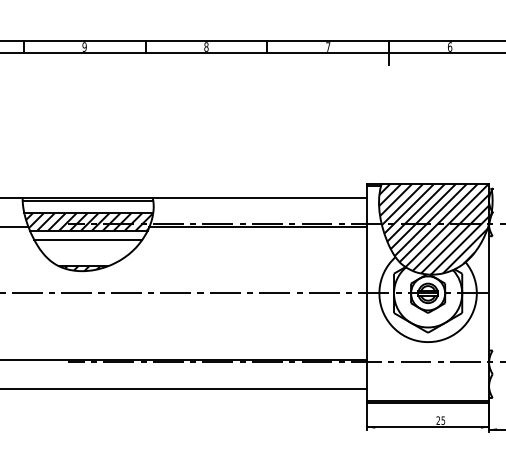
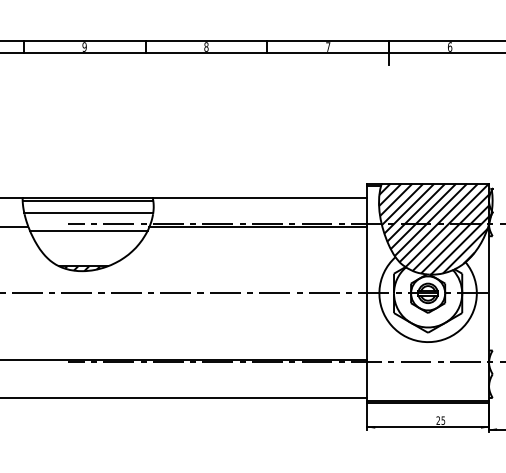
hatch: present -> none (89, 221)
line: present -> none (88, 239)
line position: (184, 388) -> (184, 397) (184, 397)
